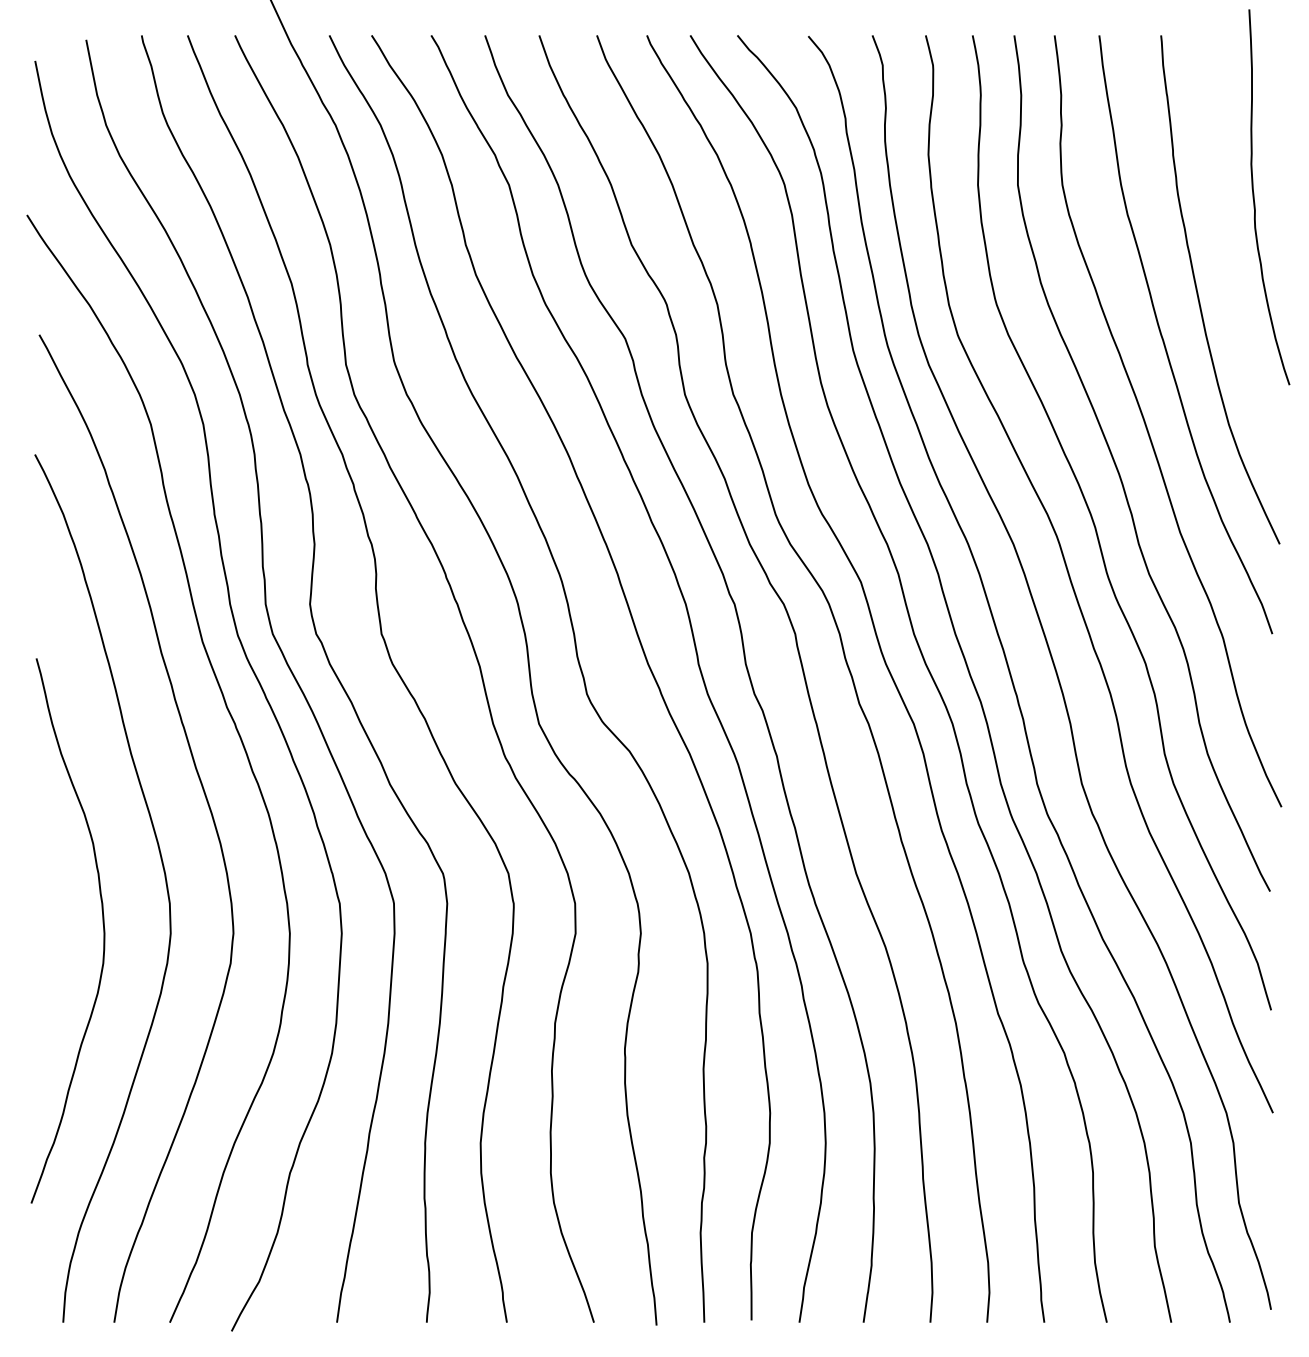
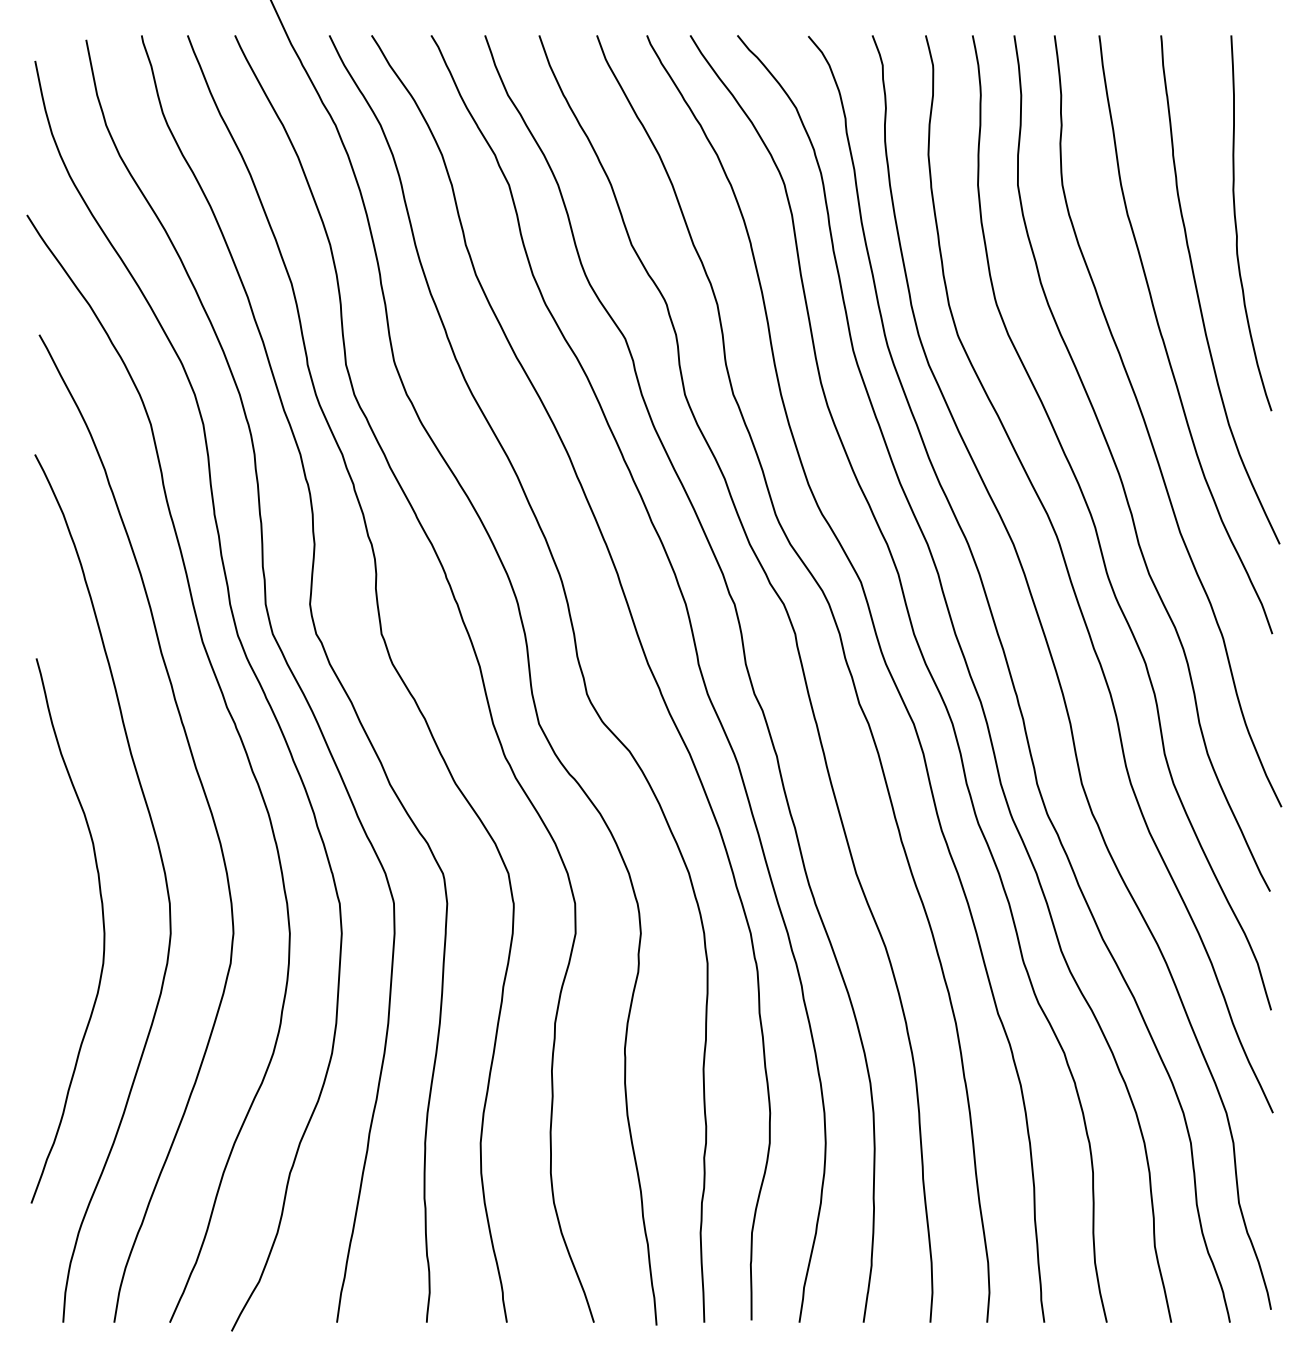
curve position: (1255, 202) -> (1237, 228) (1237, 228)
